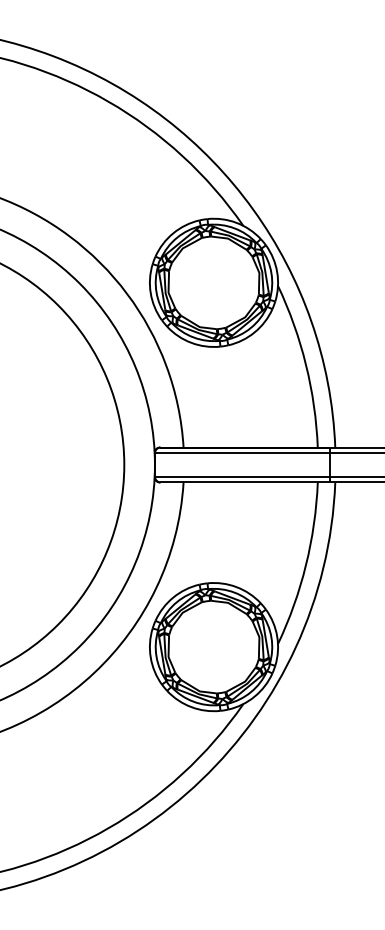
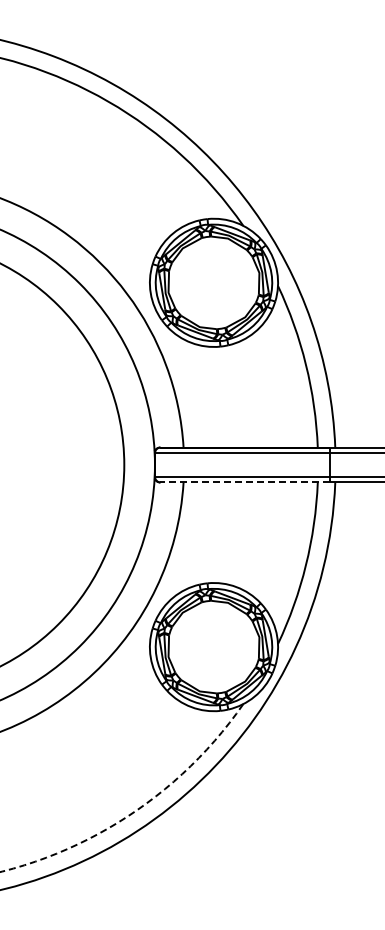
line: solid -> dashed (245, 482)
line: solid -> dashed (136, 810)
